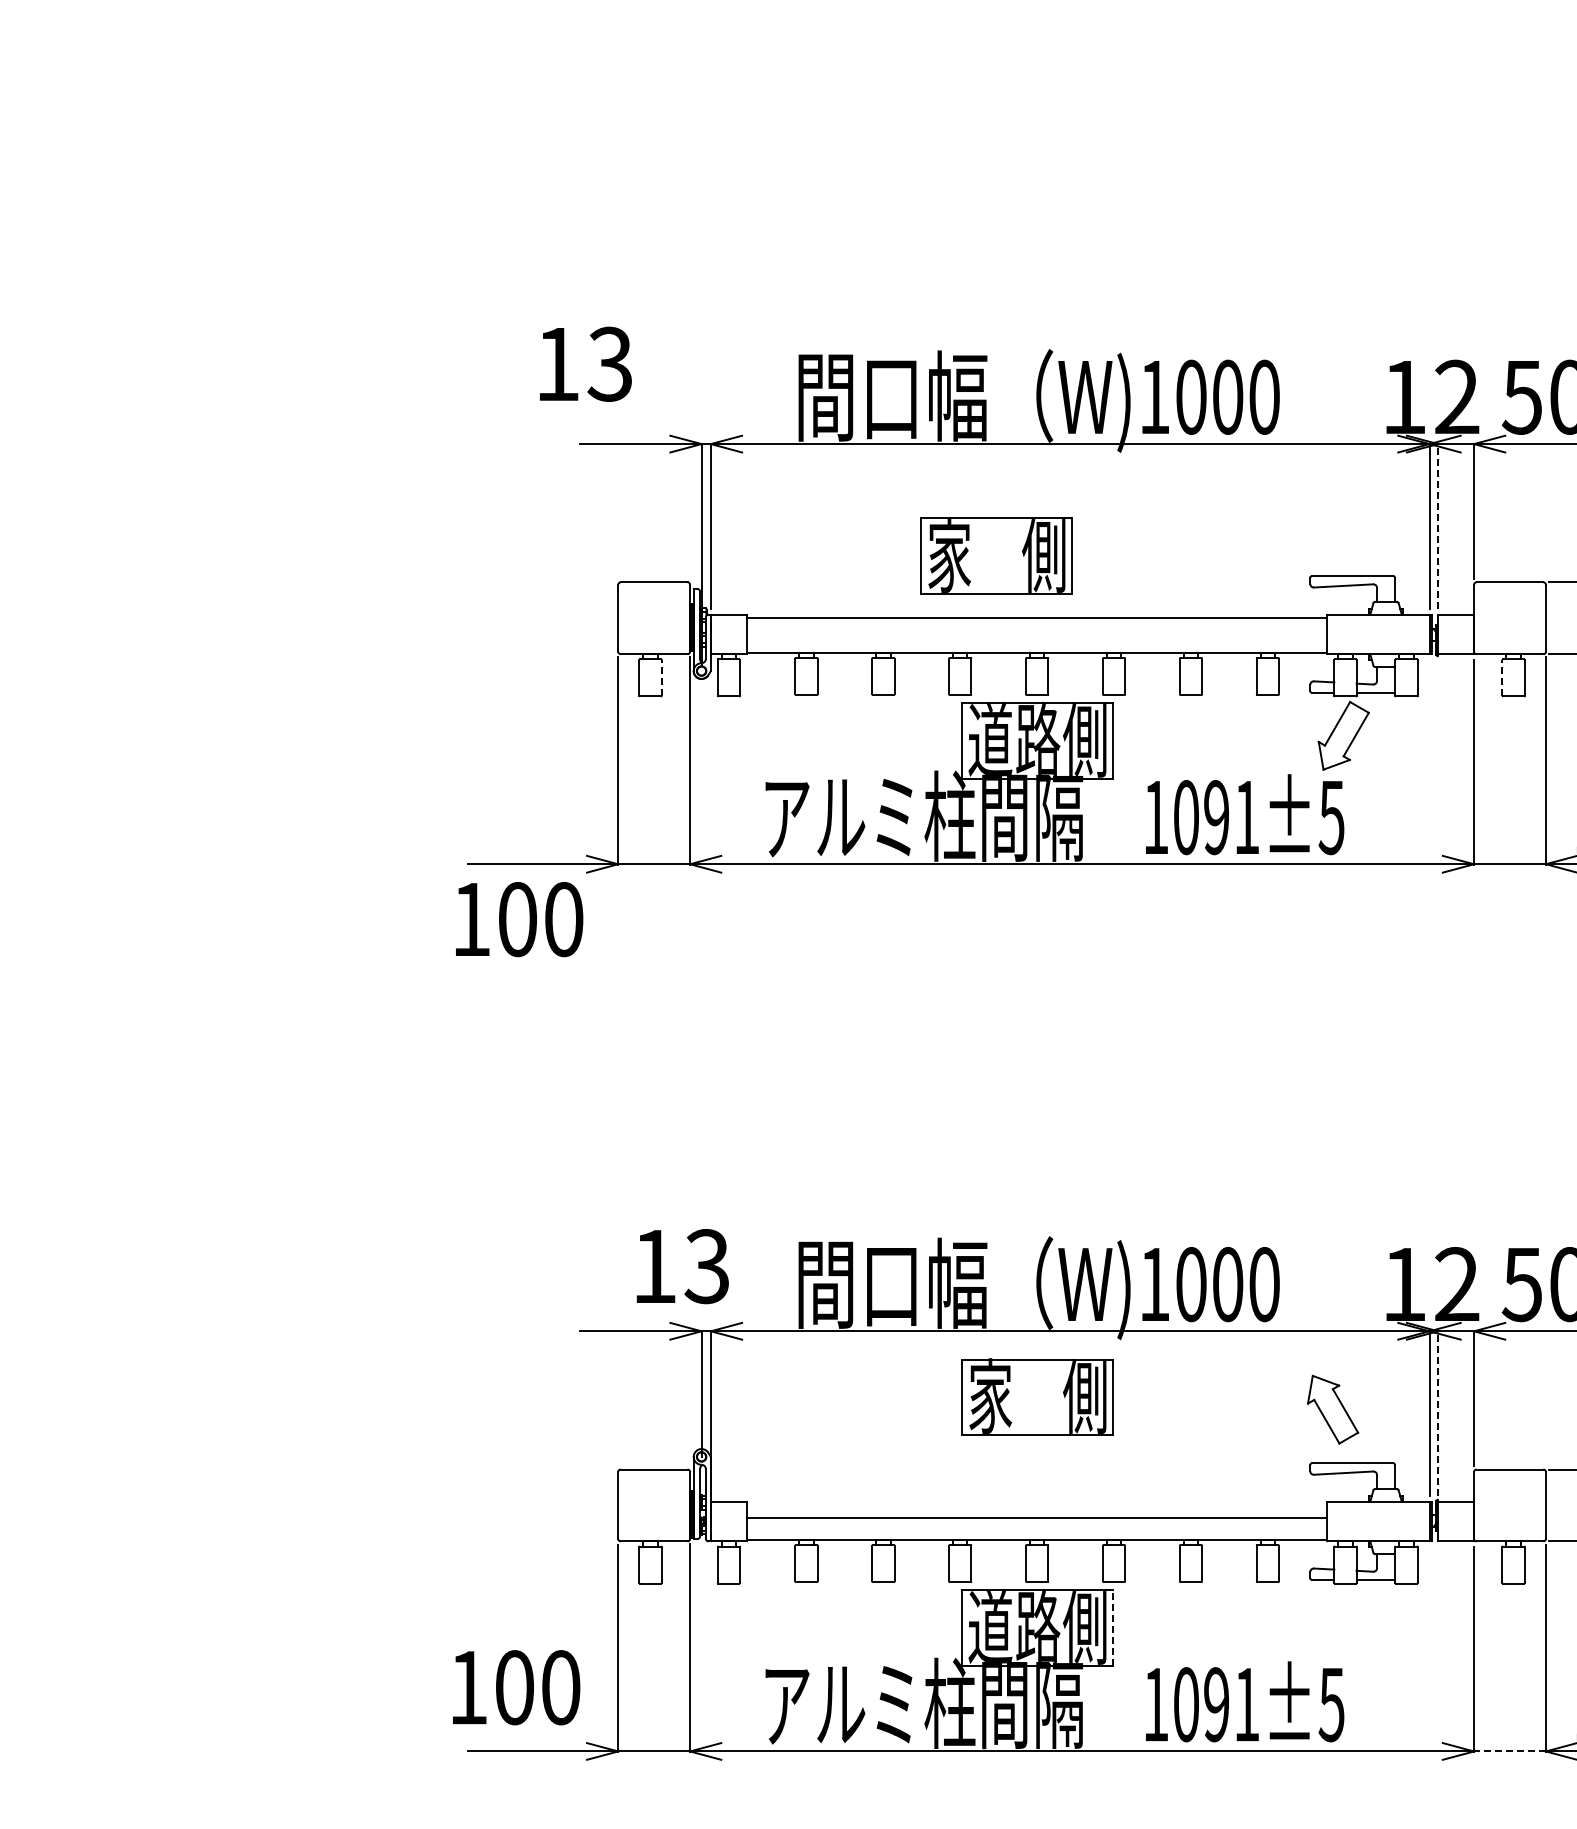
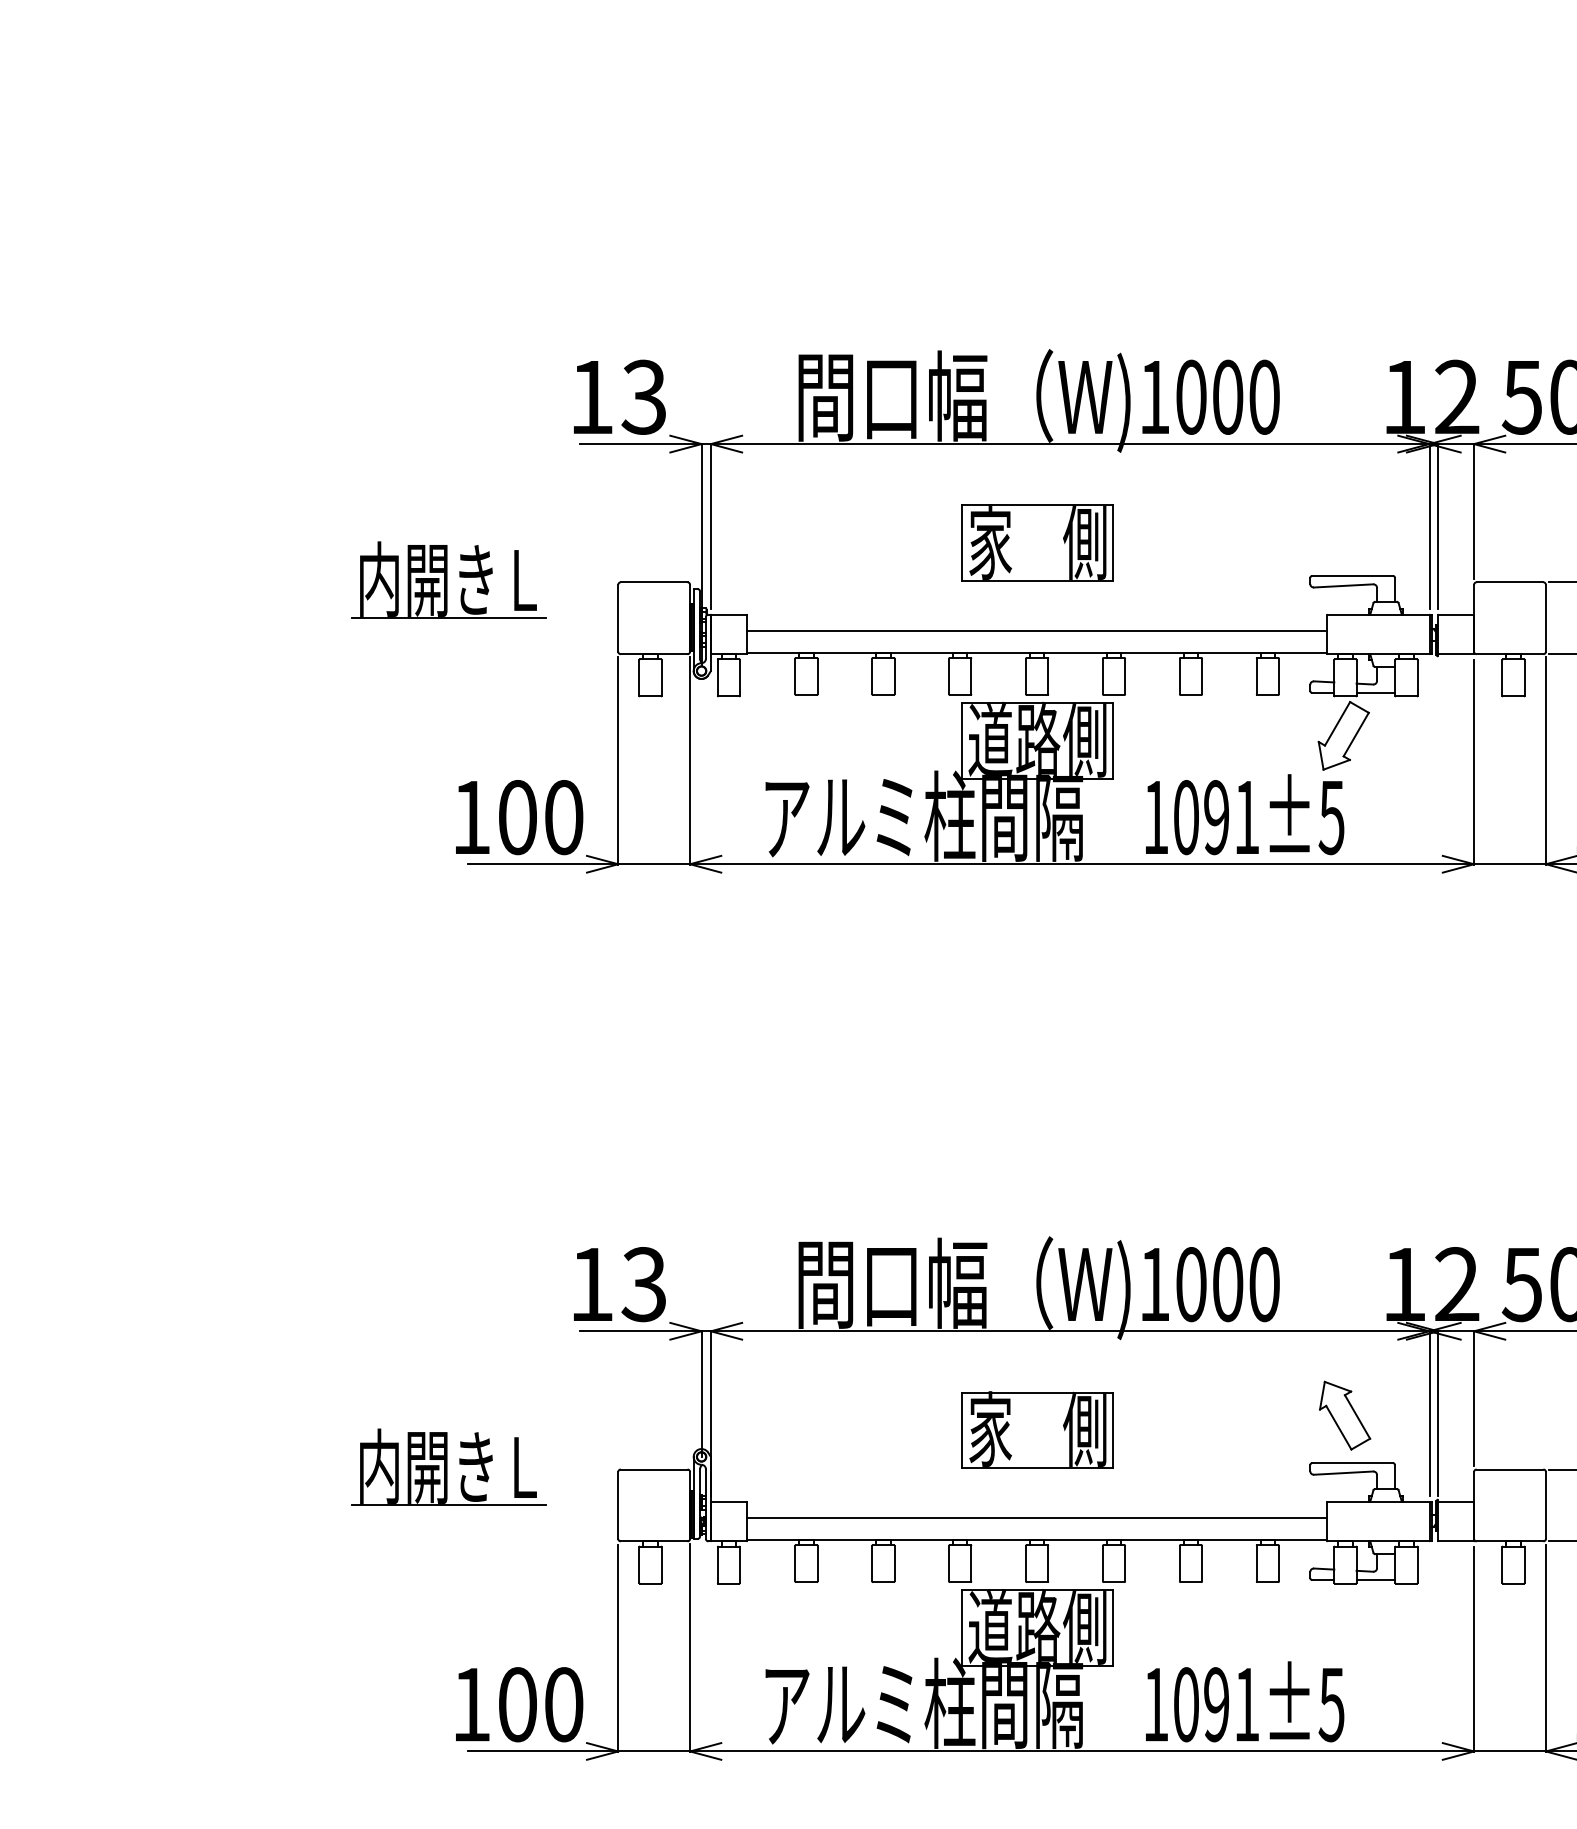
text position: (585, 363) -> (619, 396) (619, 396)
line: dashed -> solid (1438, 526)
part position: (996, 555) -> (1037, 542) (1037, 542)
part: none -> present (448, 579)
line position: (1036, 618) -> (1036, 631) (1036, 631)
line: dashed -> solid (661, 677)
line: dashed -> solid (1502, 677)
text position: (519, 919) -> (519, 817) (519, 817)
text position: (682, 1266) -> (619, 1284) (619, 1284)
part position: (1037, 1396) -> (1037, 1429) (1037, 1429)
part position: (1333, 1409) -> (1345, 1415) (1345, 1415)
line: dashed -> solid (1438, 1413)
part: none -> present (448, 1466)
line: dashed -> solid (1112, 1627)
text position: (516, 1687) -> (519, 1704) (519, 1704)
line: dashed -> solid (1510, 1751)
